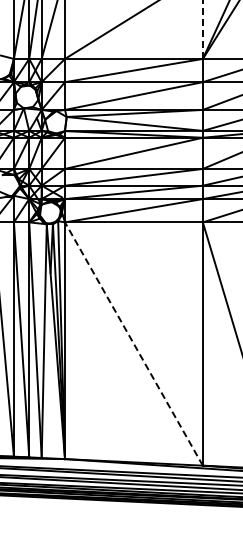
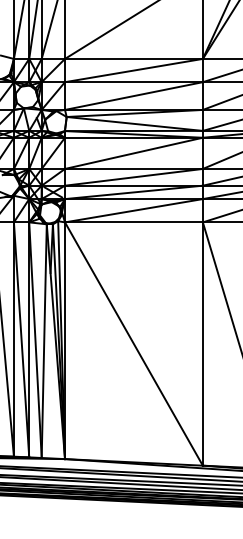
line: dashed -> solid (202, 29)
line: dashed -> solid (133, 344)
